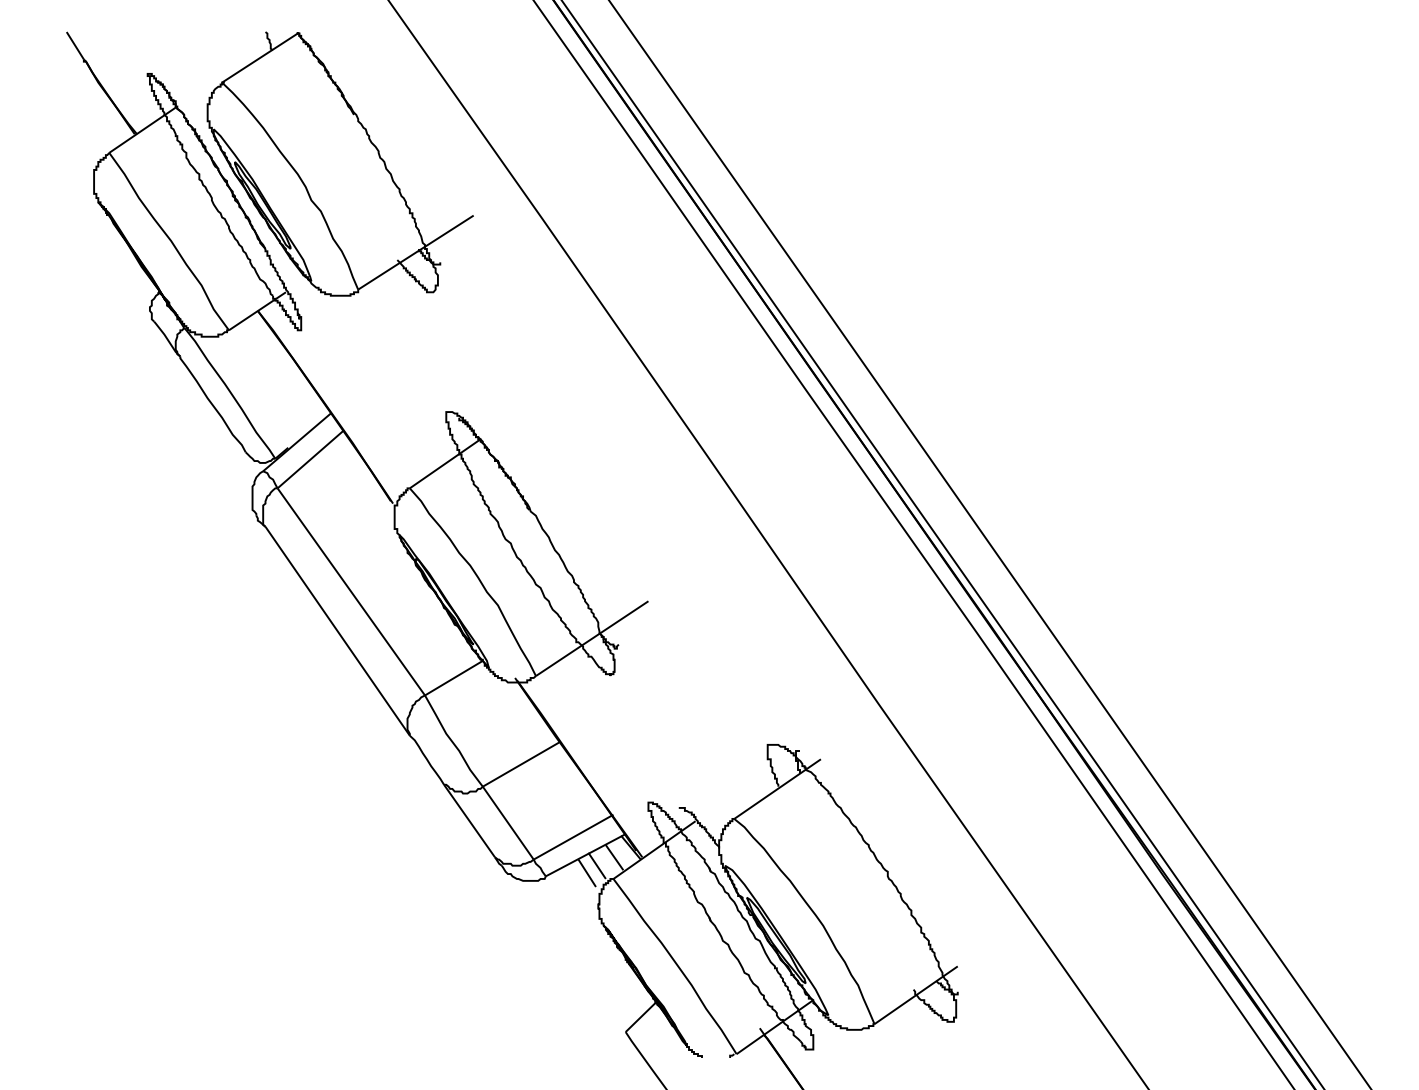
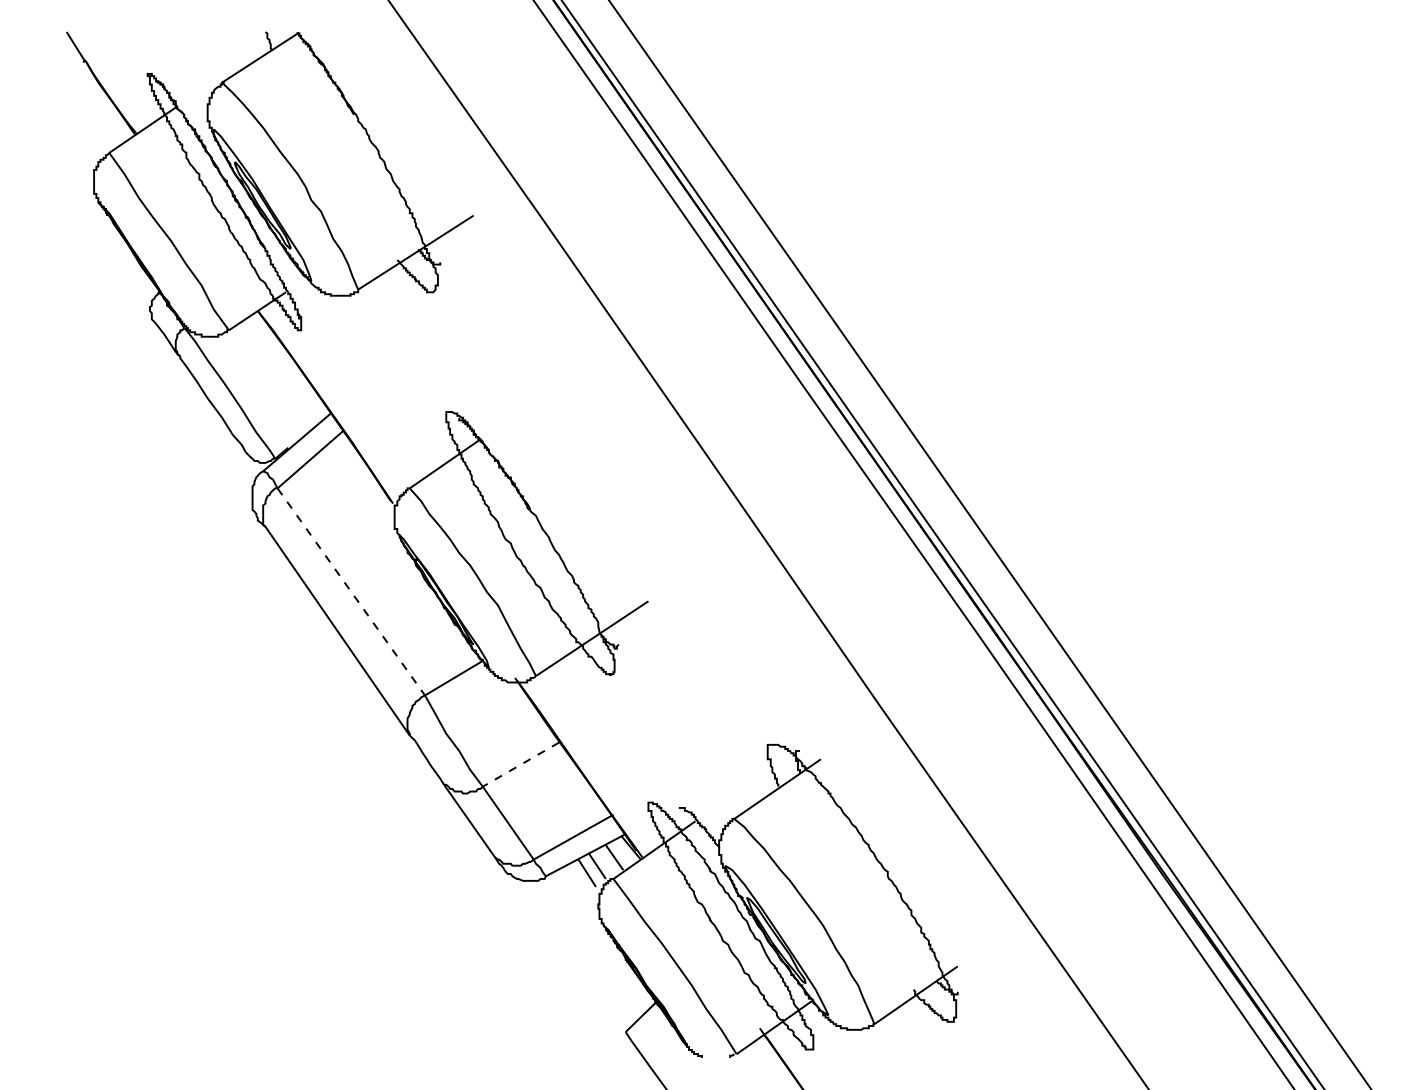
line: solid -> dashed (351, 592)
line: solid -> dashed (520, 764)
